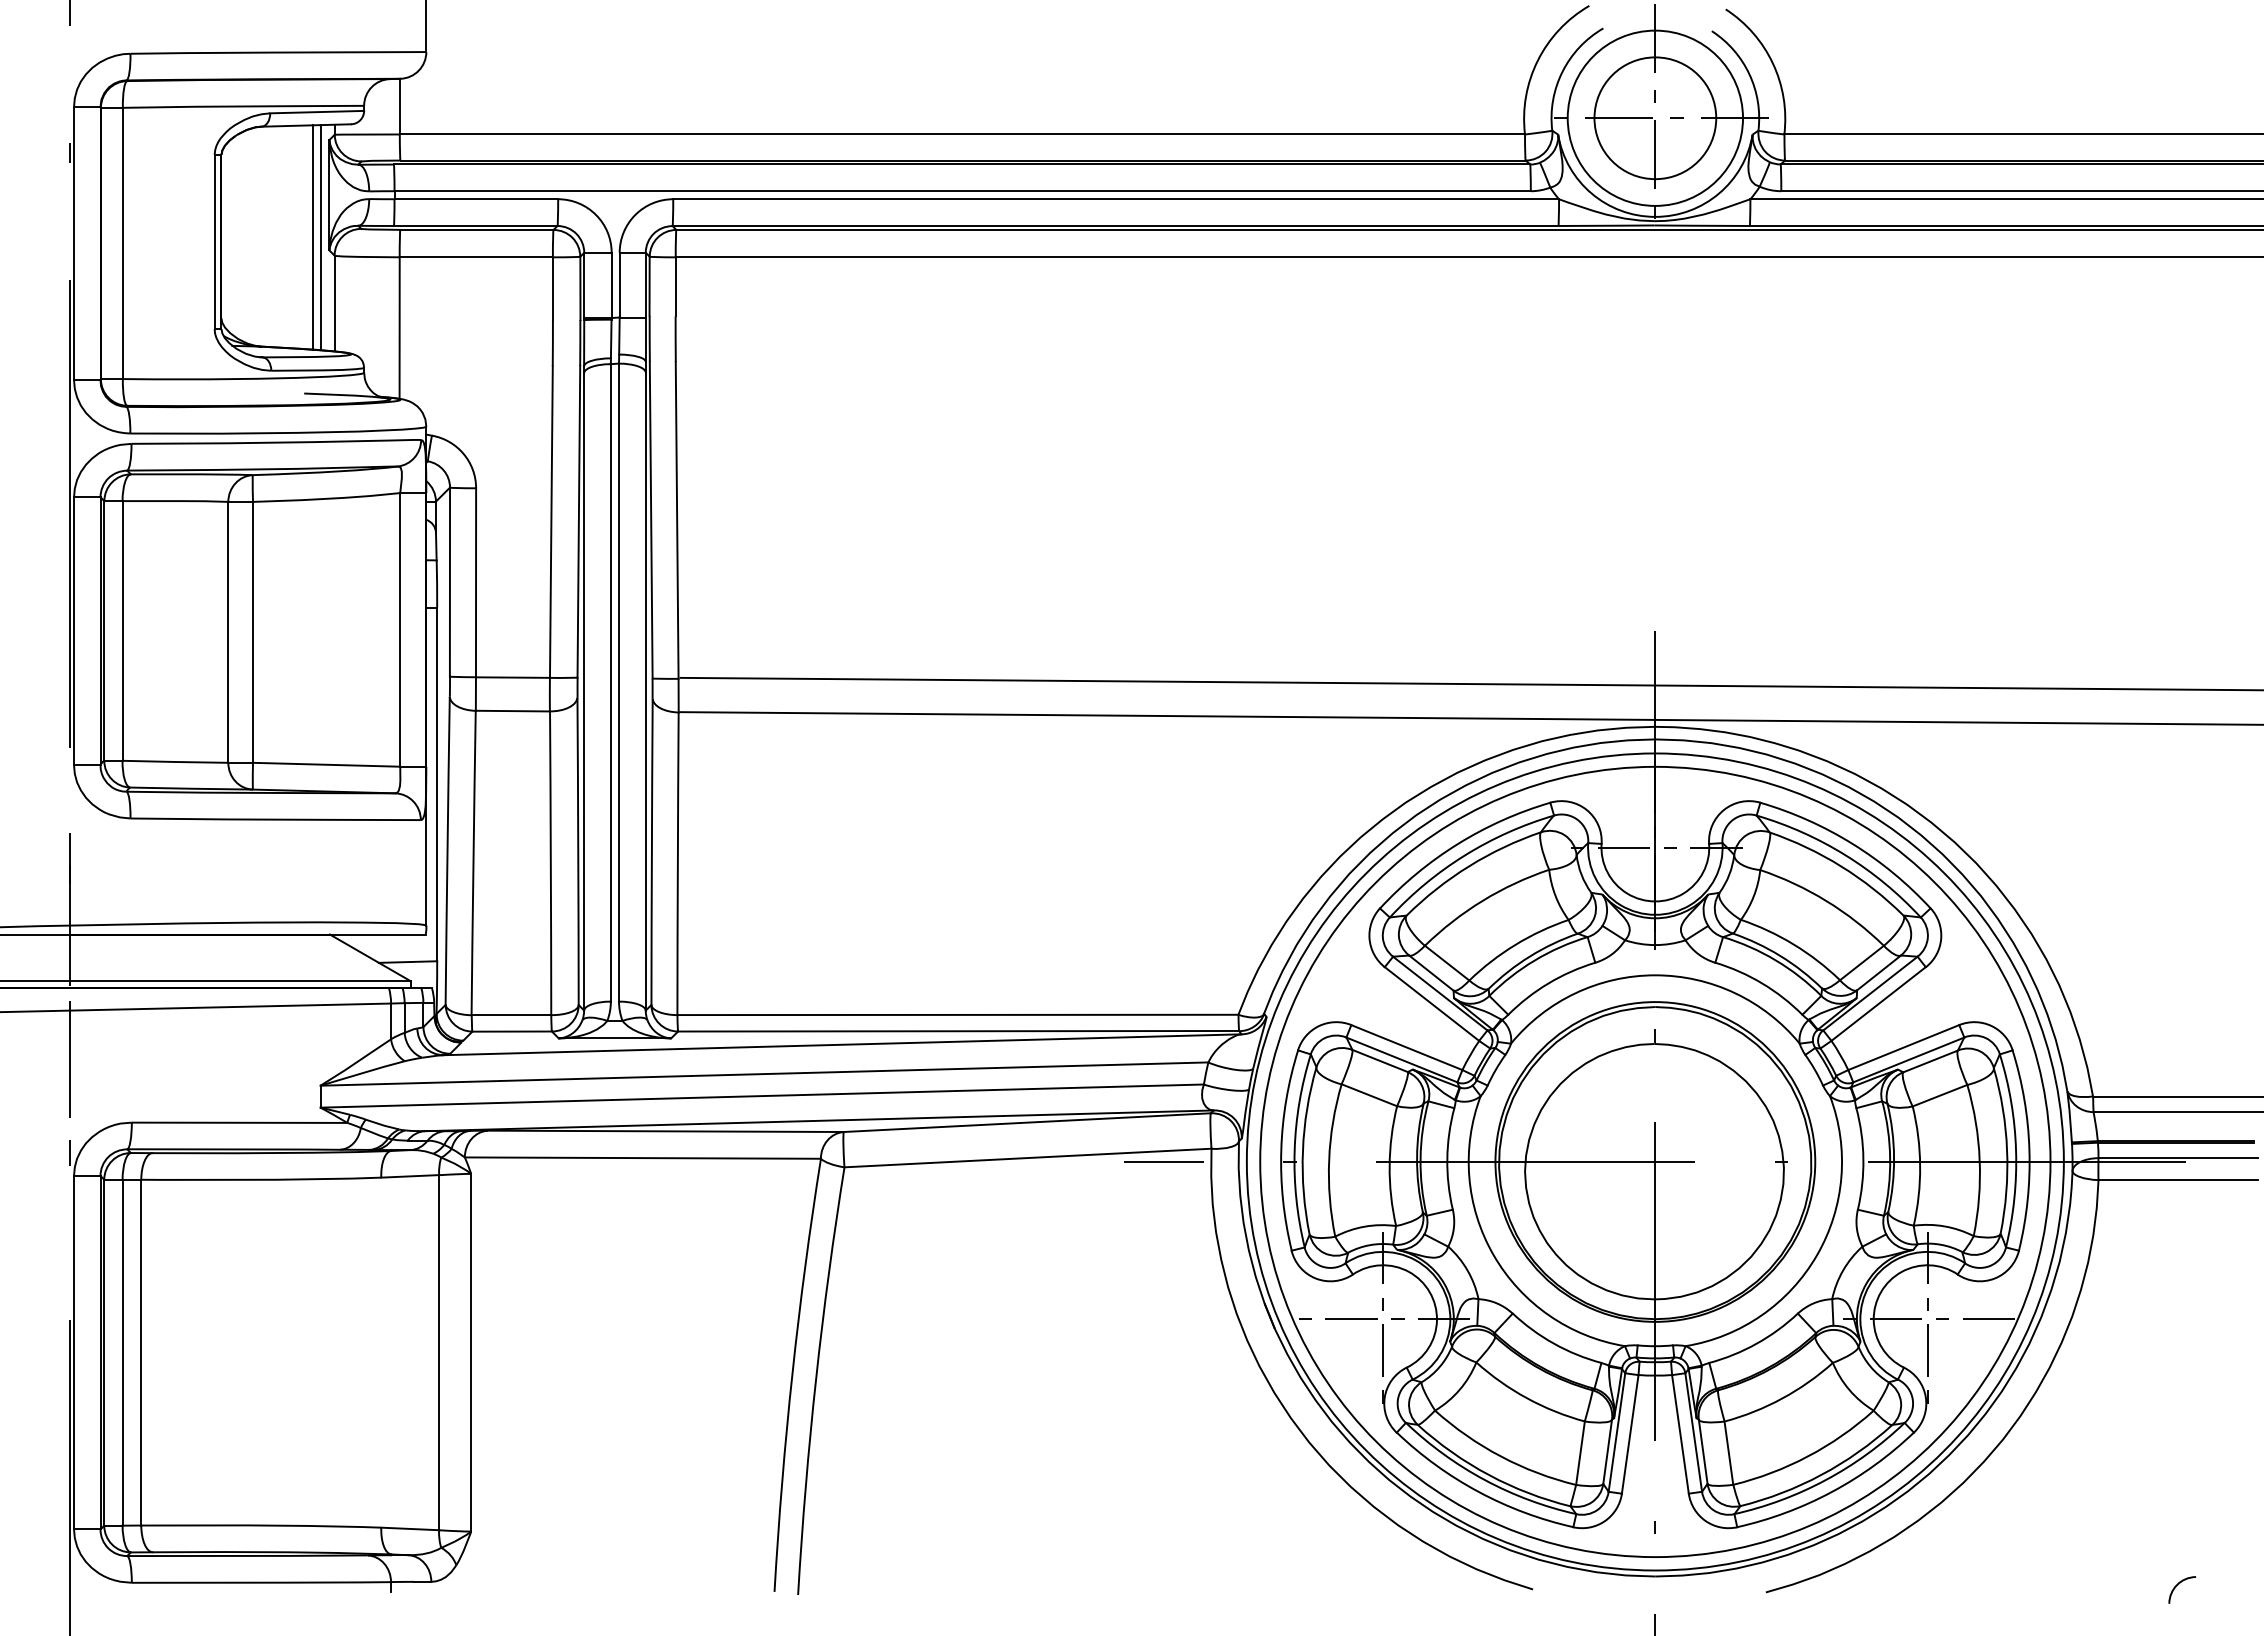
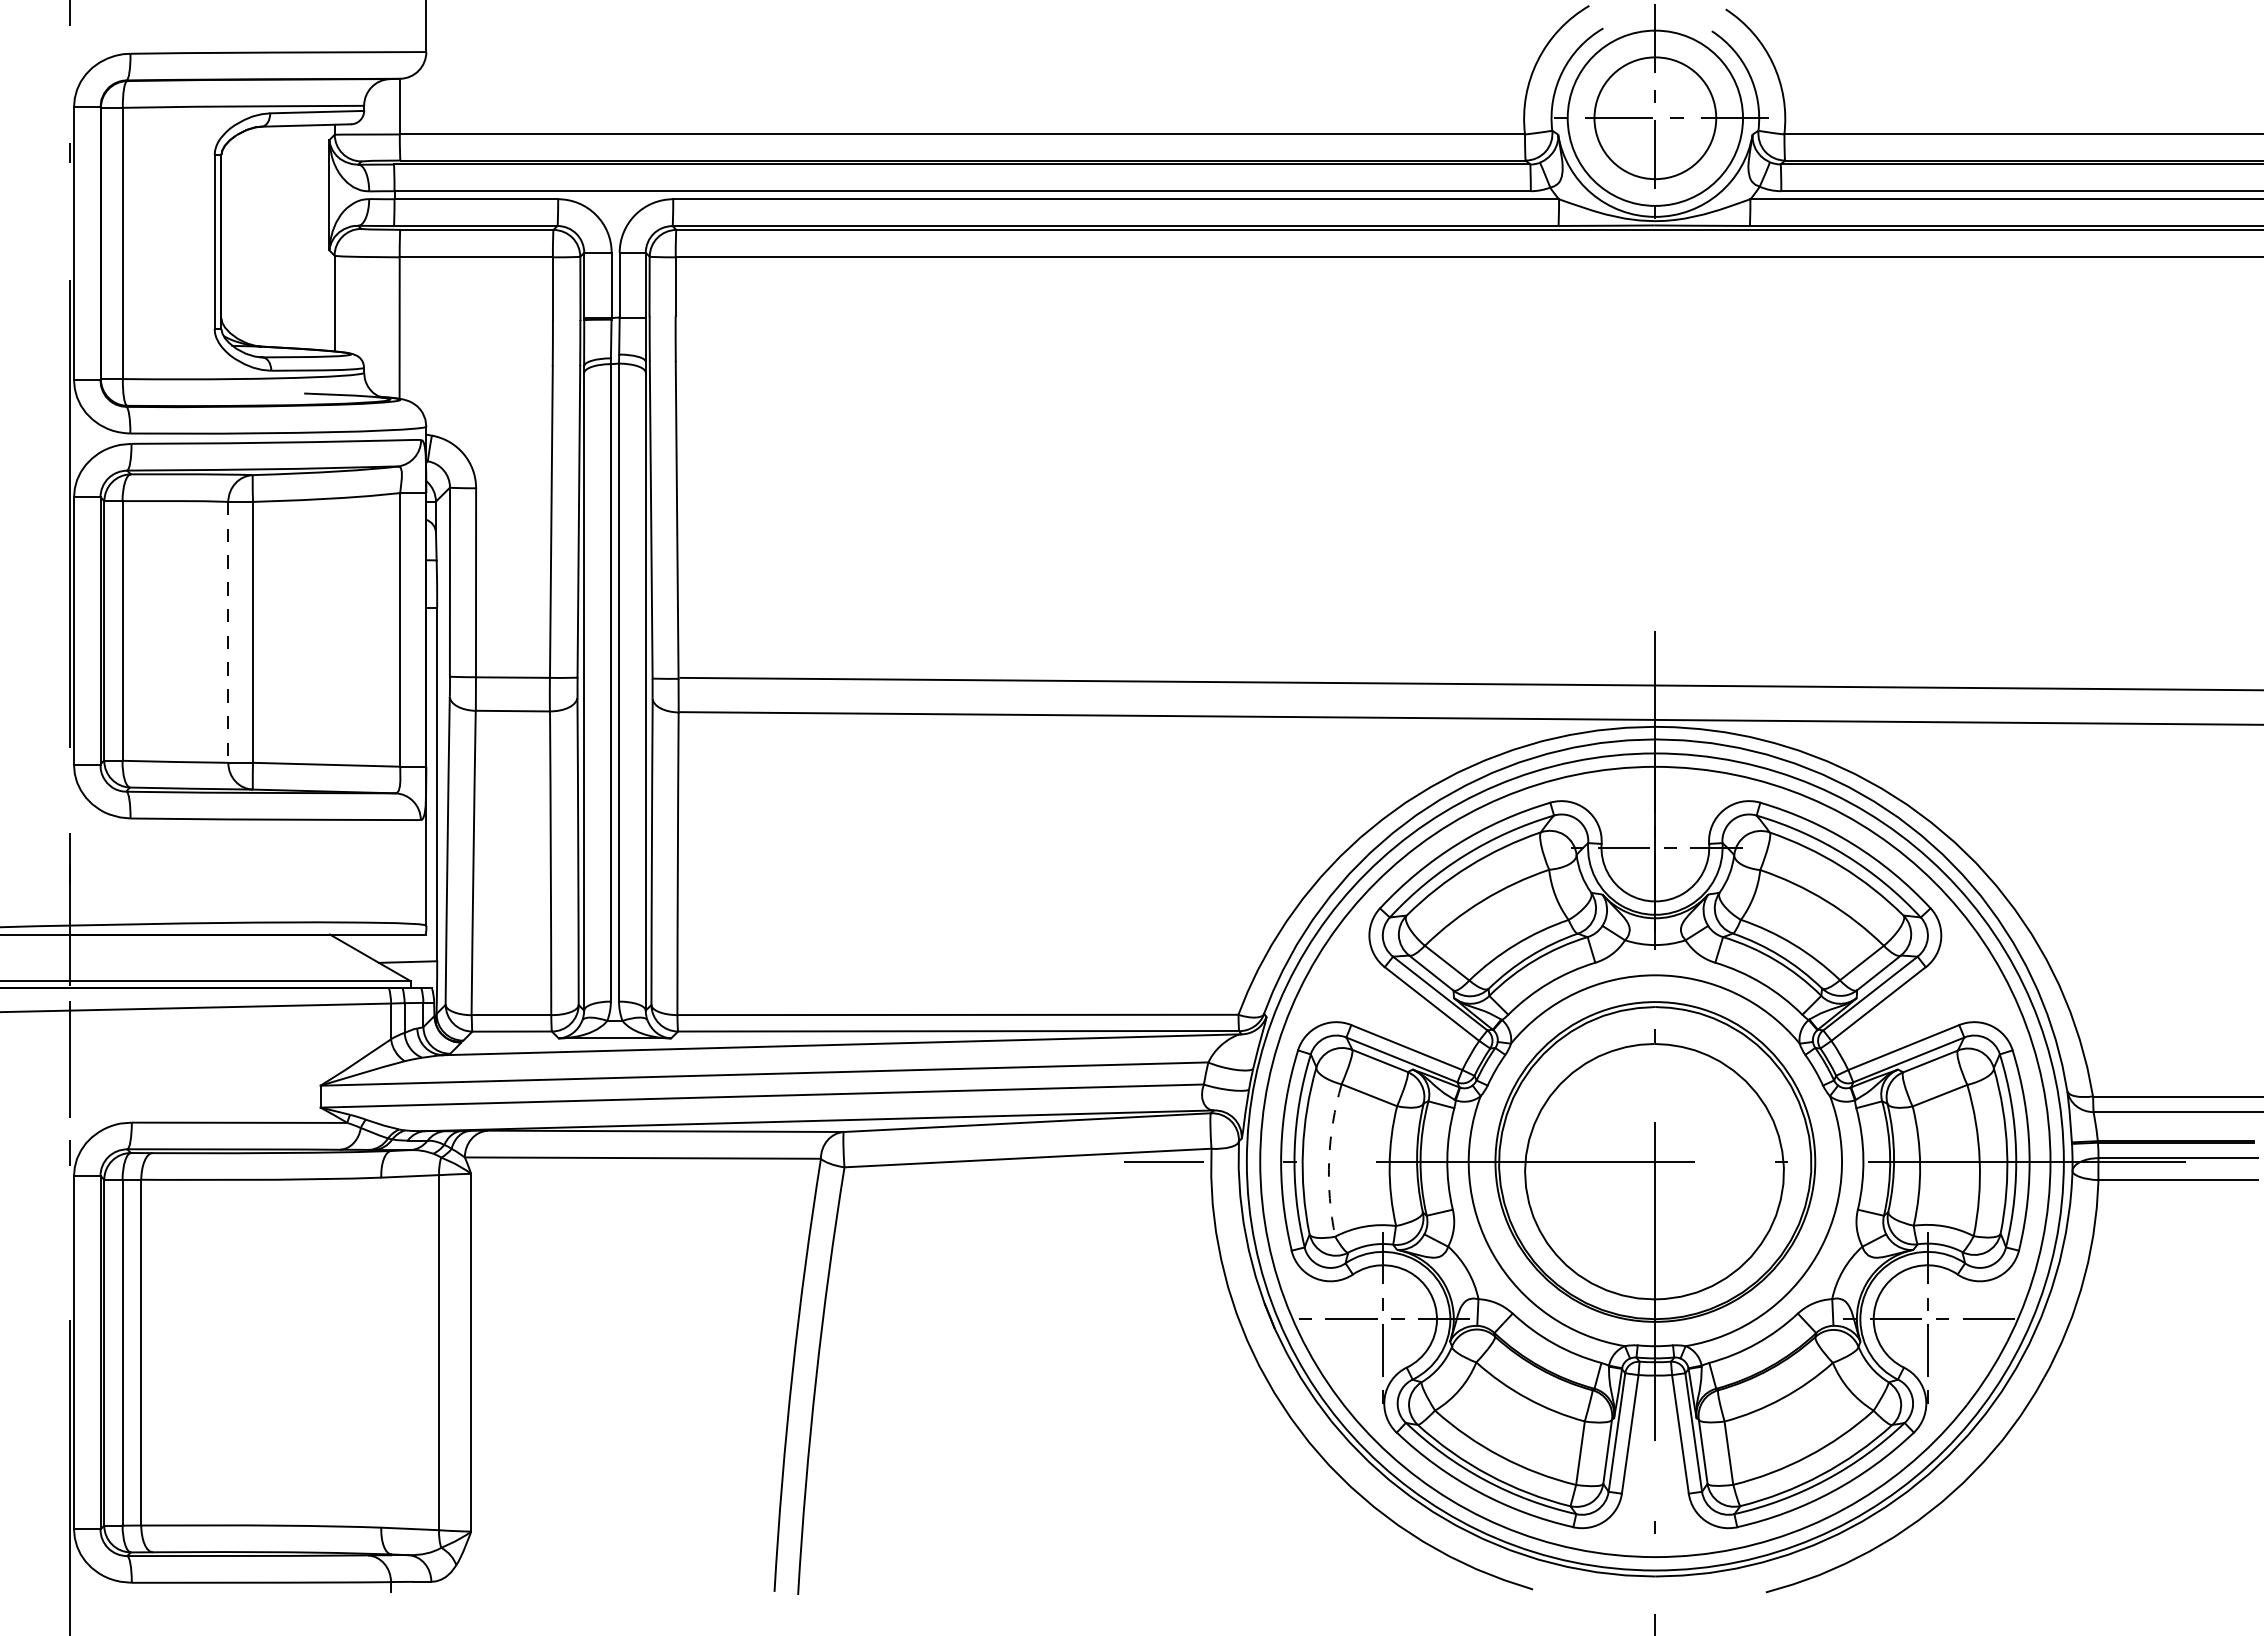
line: present -> none (313, 237)
line: present -> none (321, 237)
line: solid -> dashed (228, 632)
arc: solid -> dashed (1329, 1160)
arc: present -> none (2178, 1585)
